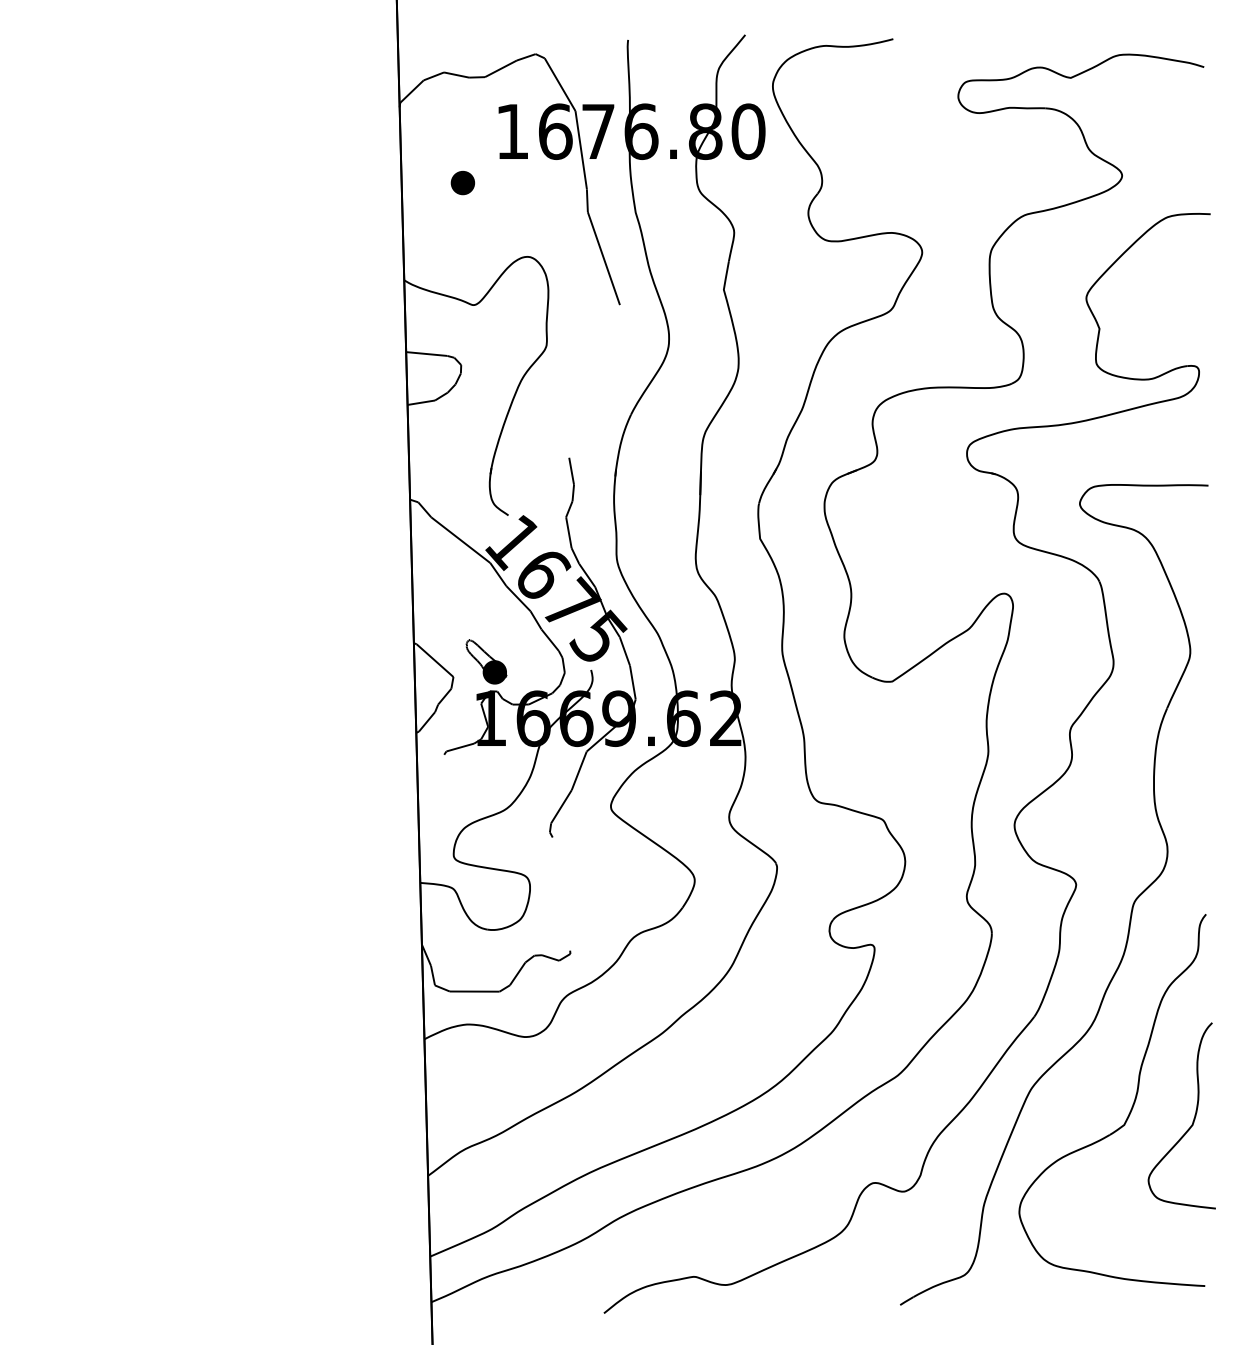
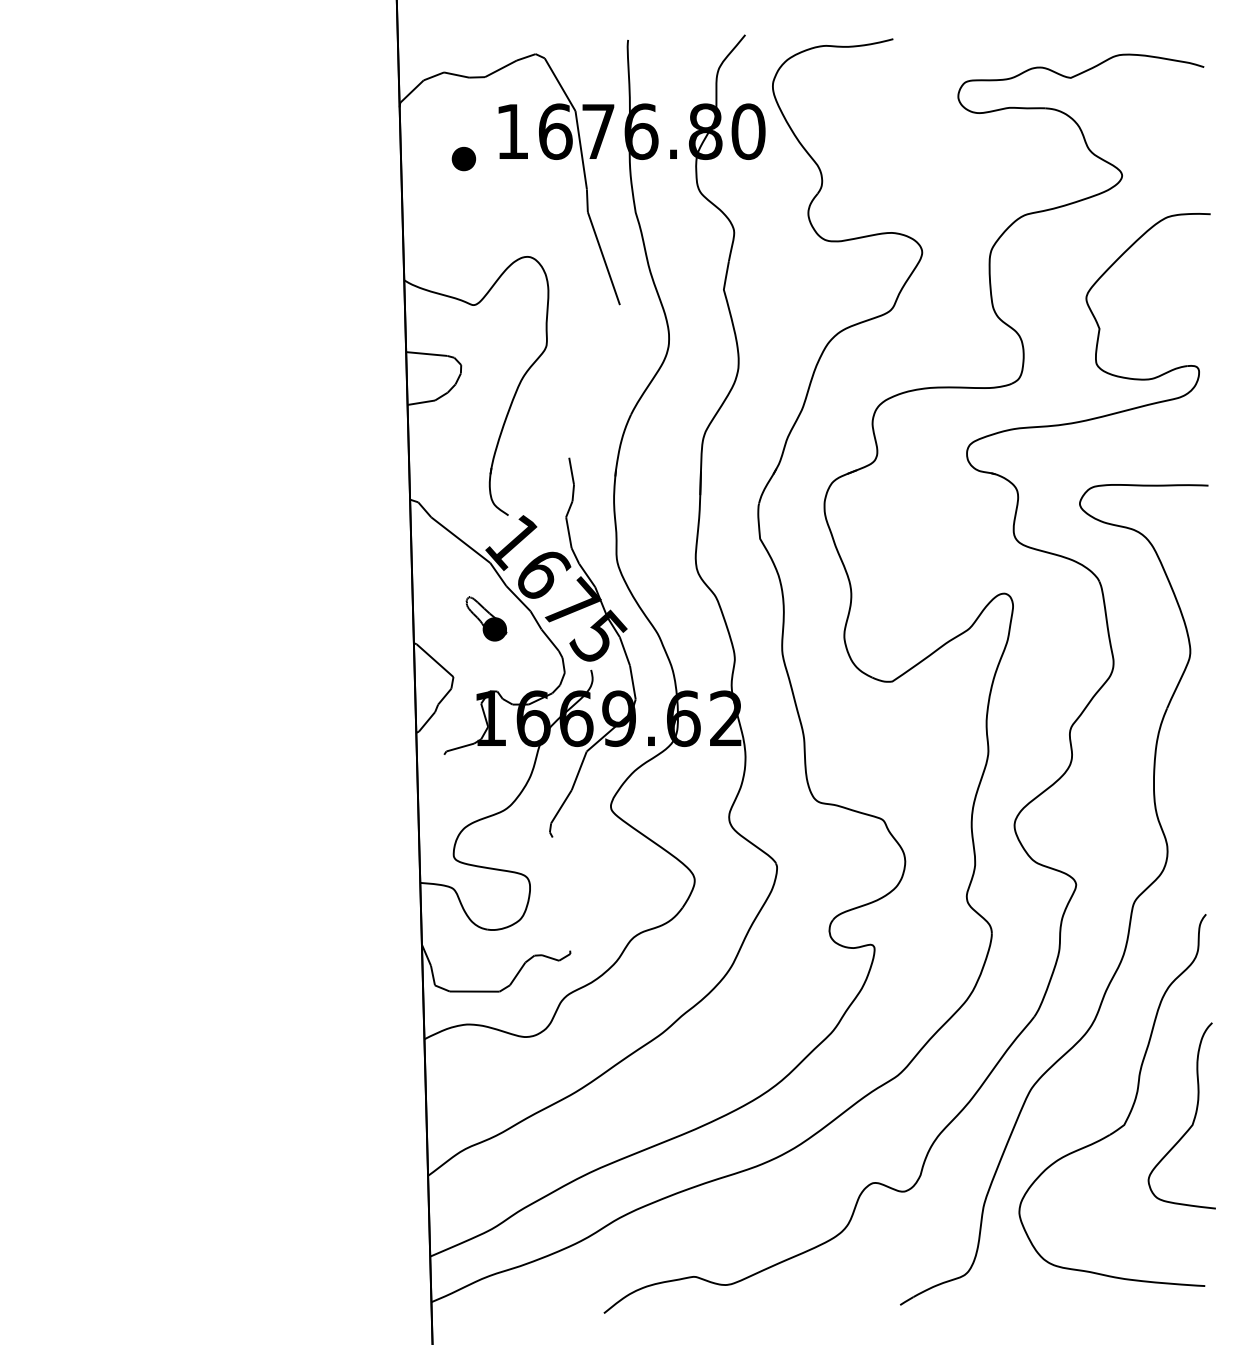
part position: (462, 183) -> (463, 159) (463, 159)
part position: (486, 661) -> (486, 618) (486, 618)
